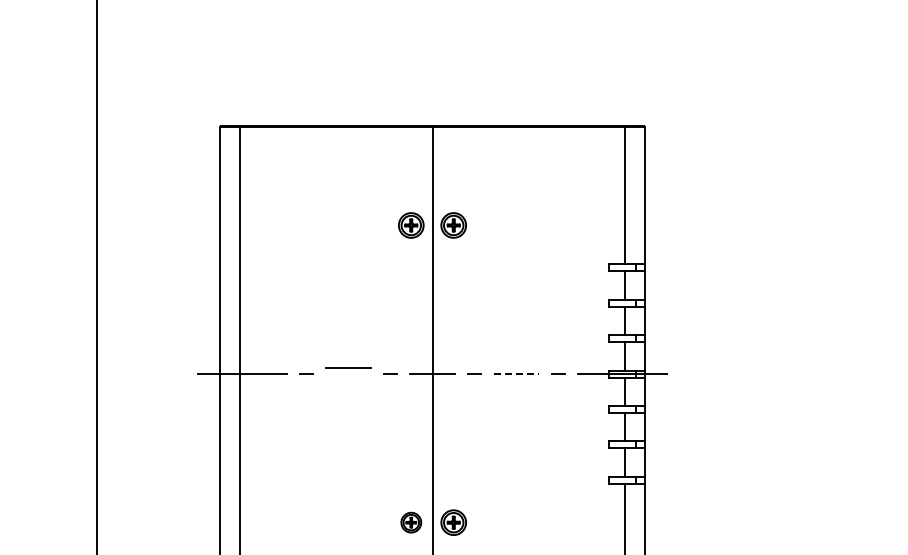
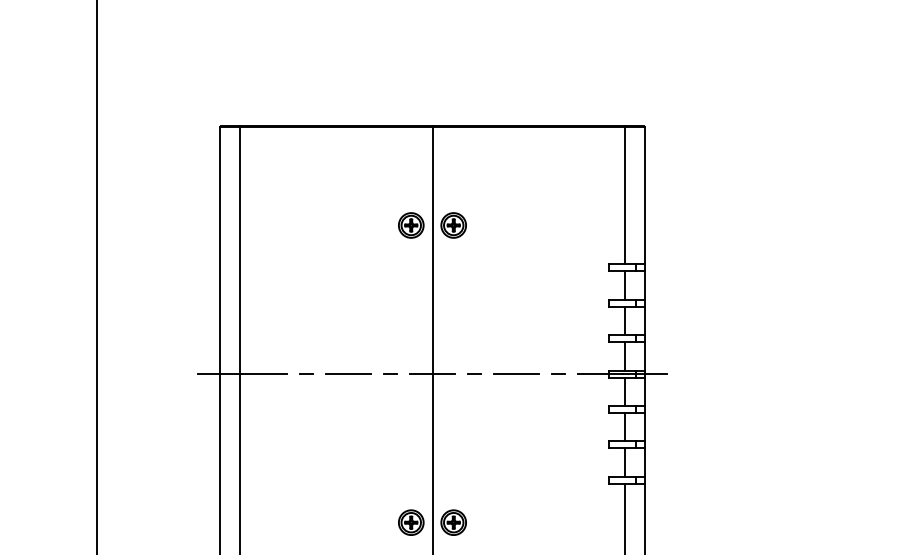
line position: (348, 367) -> (348, 373) (348, 373)
line: dashed -> solid (517, 374)
part size: 23x23 px -> 27x27 px (411, 522)
